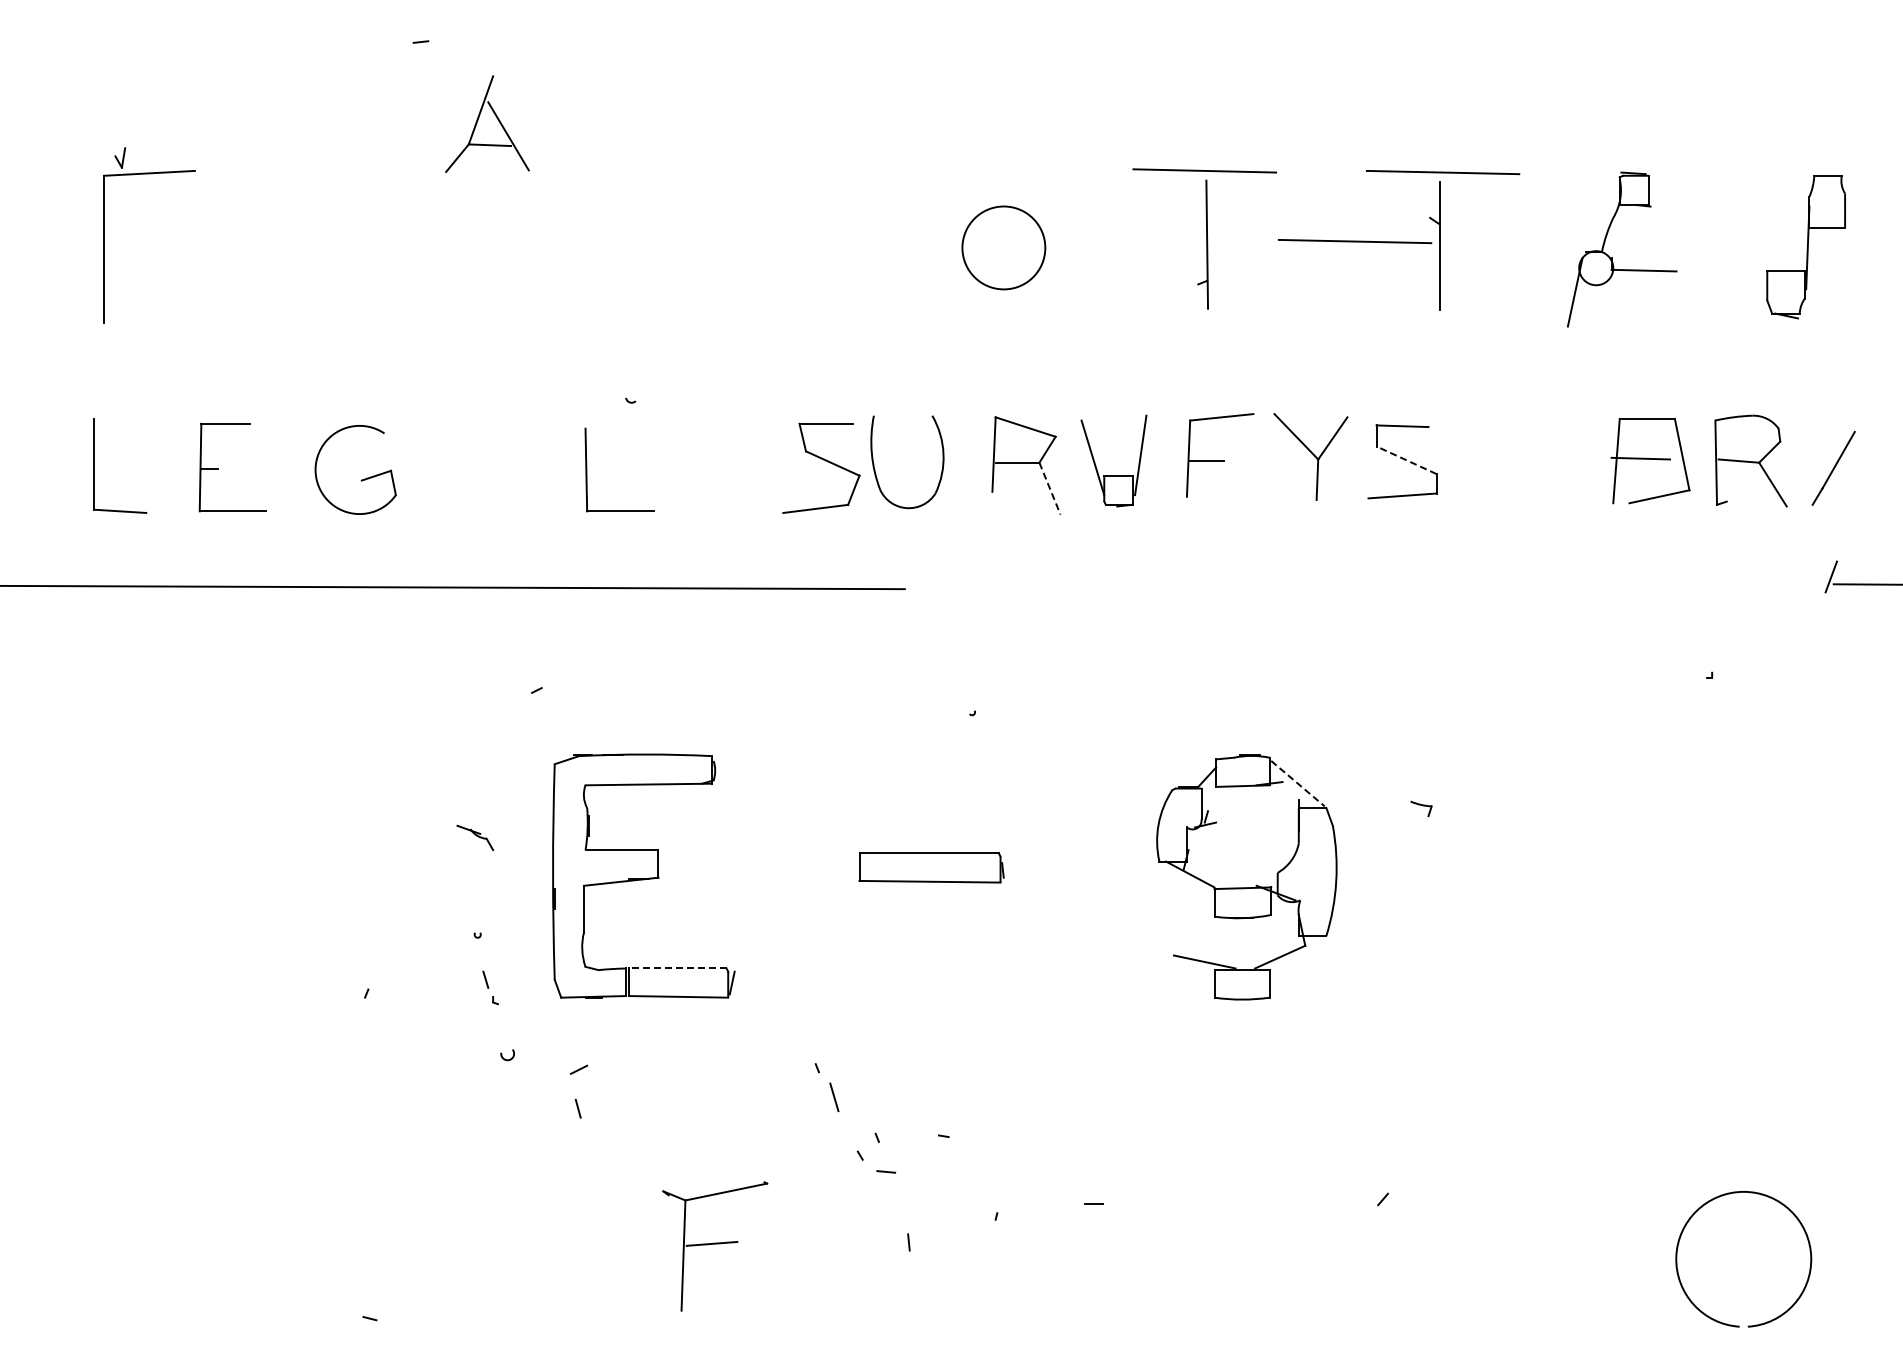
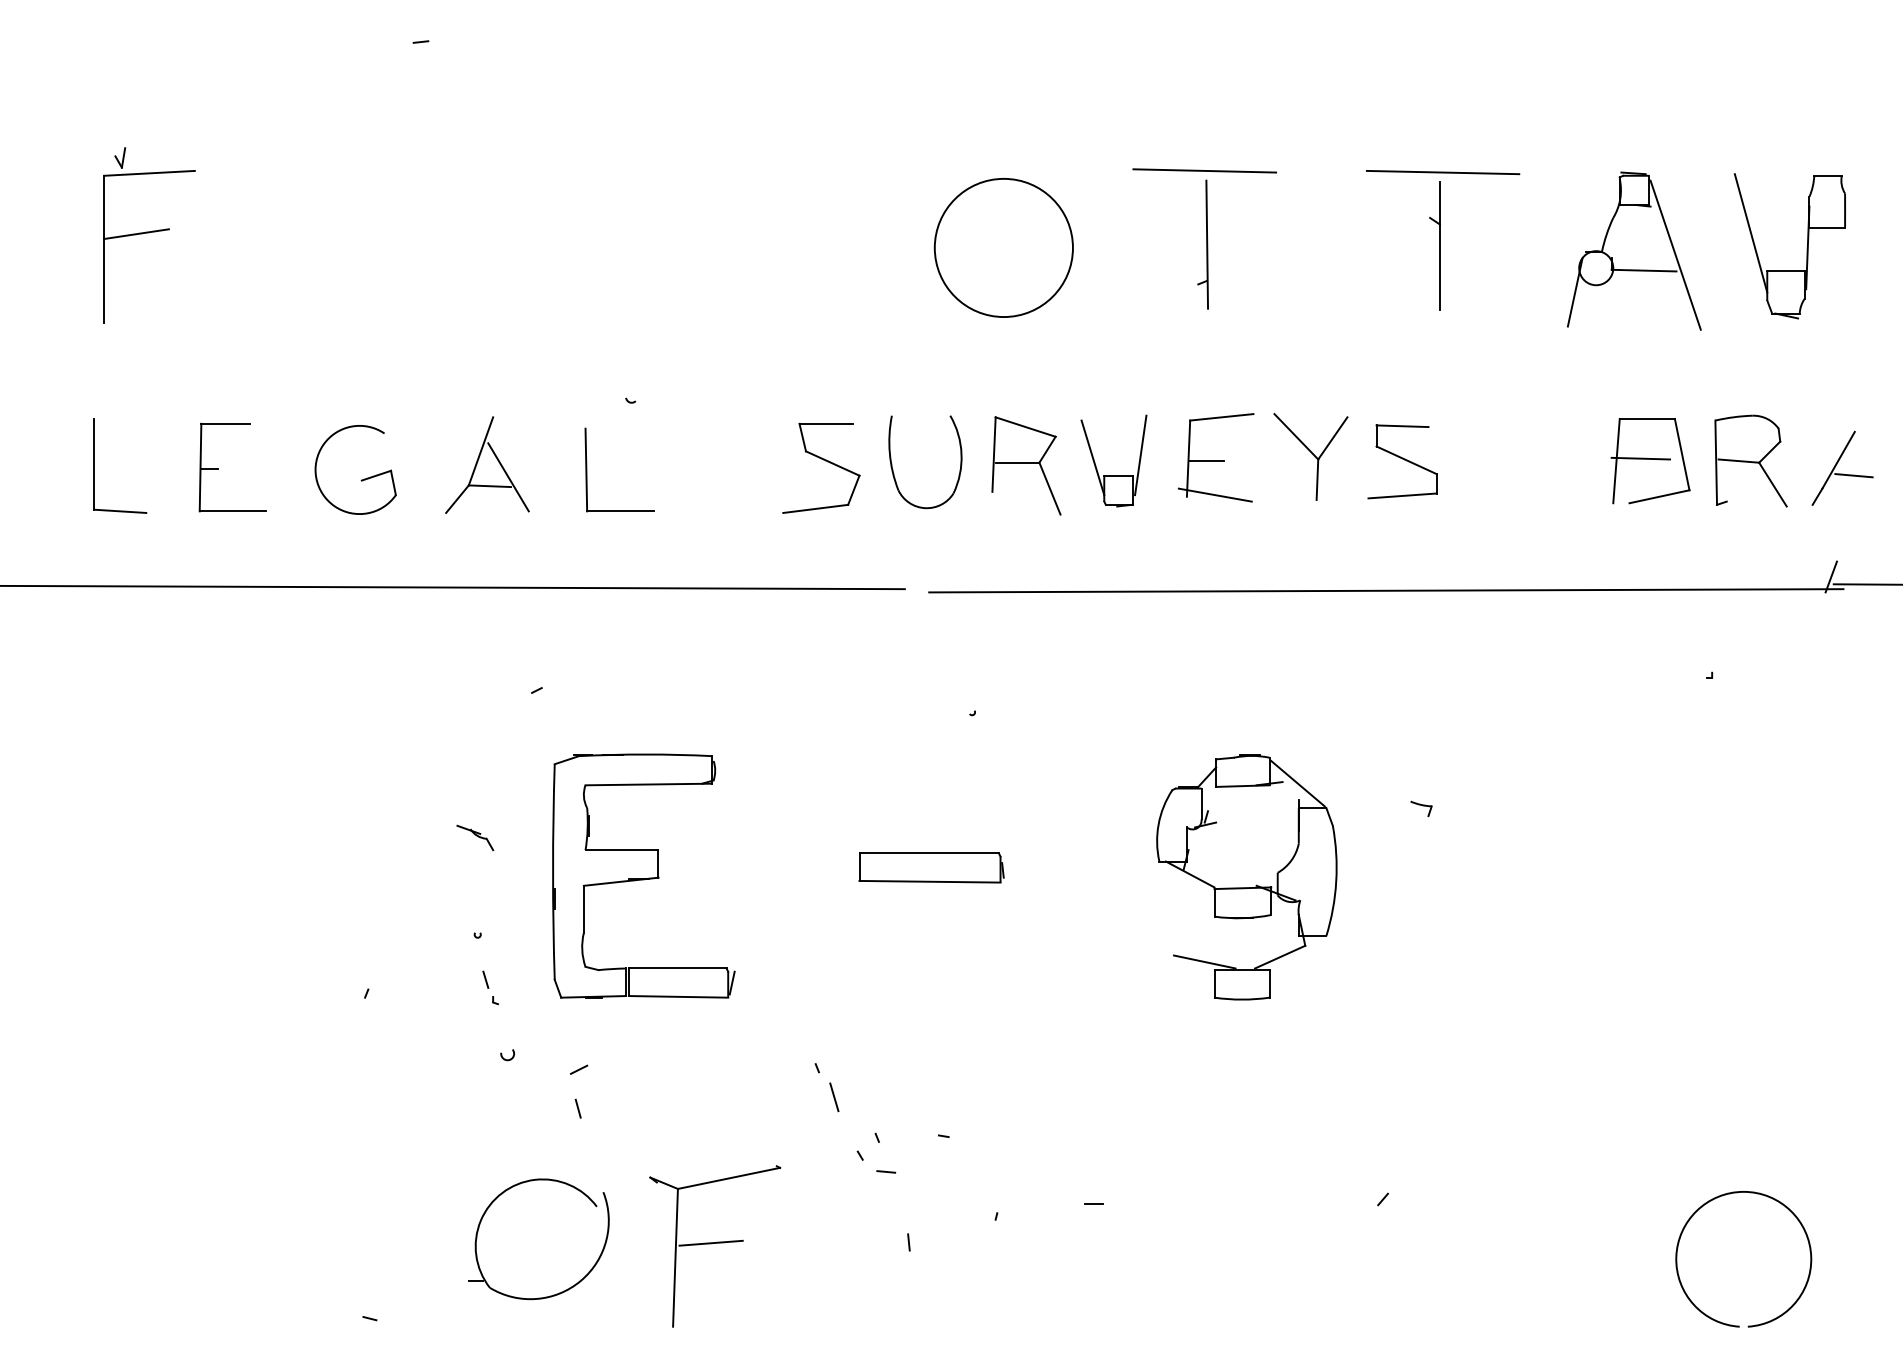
part position: (478, 120) -> (478, 461) (478, 461)
line: none -> present (1750, 233)
line: none -> present (136, 234)
line: present -> none (1355, 241)
circle diameter: 83 px -> 138 px (1003, 247)
line: none -> present (1675, 254)
line: dashed -> solid (1406, 460)
part position: (875, 469) -> (893, 469) (893, 469)
line: none -> present (1853, 475)
line: dashed -> solid (1049, 488)
line: none -> present (1214, 494)
line: none -> present (1386, 590)
line: dashed -> solid (1298, 784)
line: dashed -> solid (677, 968)
part size: 107x131 px -> 133x163 px (715, 1246)
part: none -> present (563, 1290)
